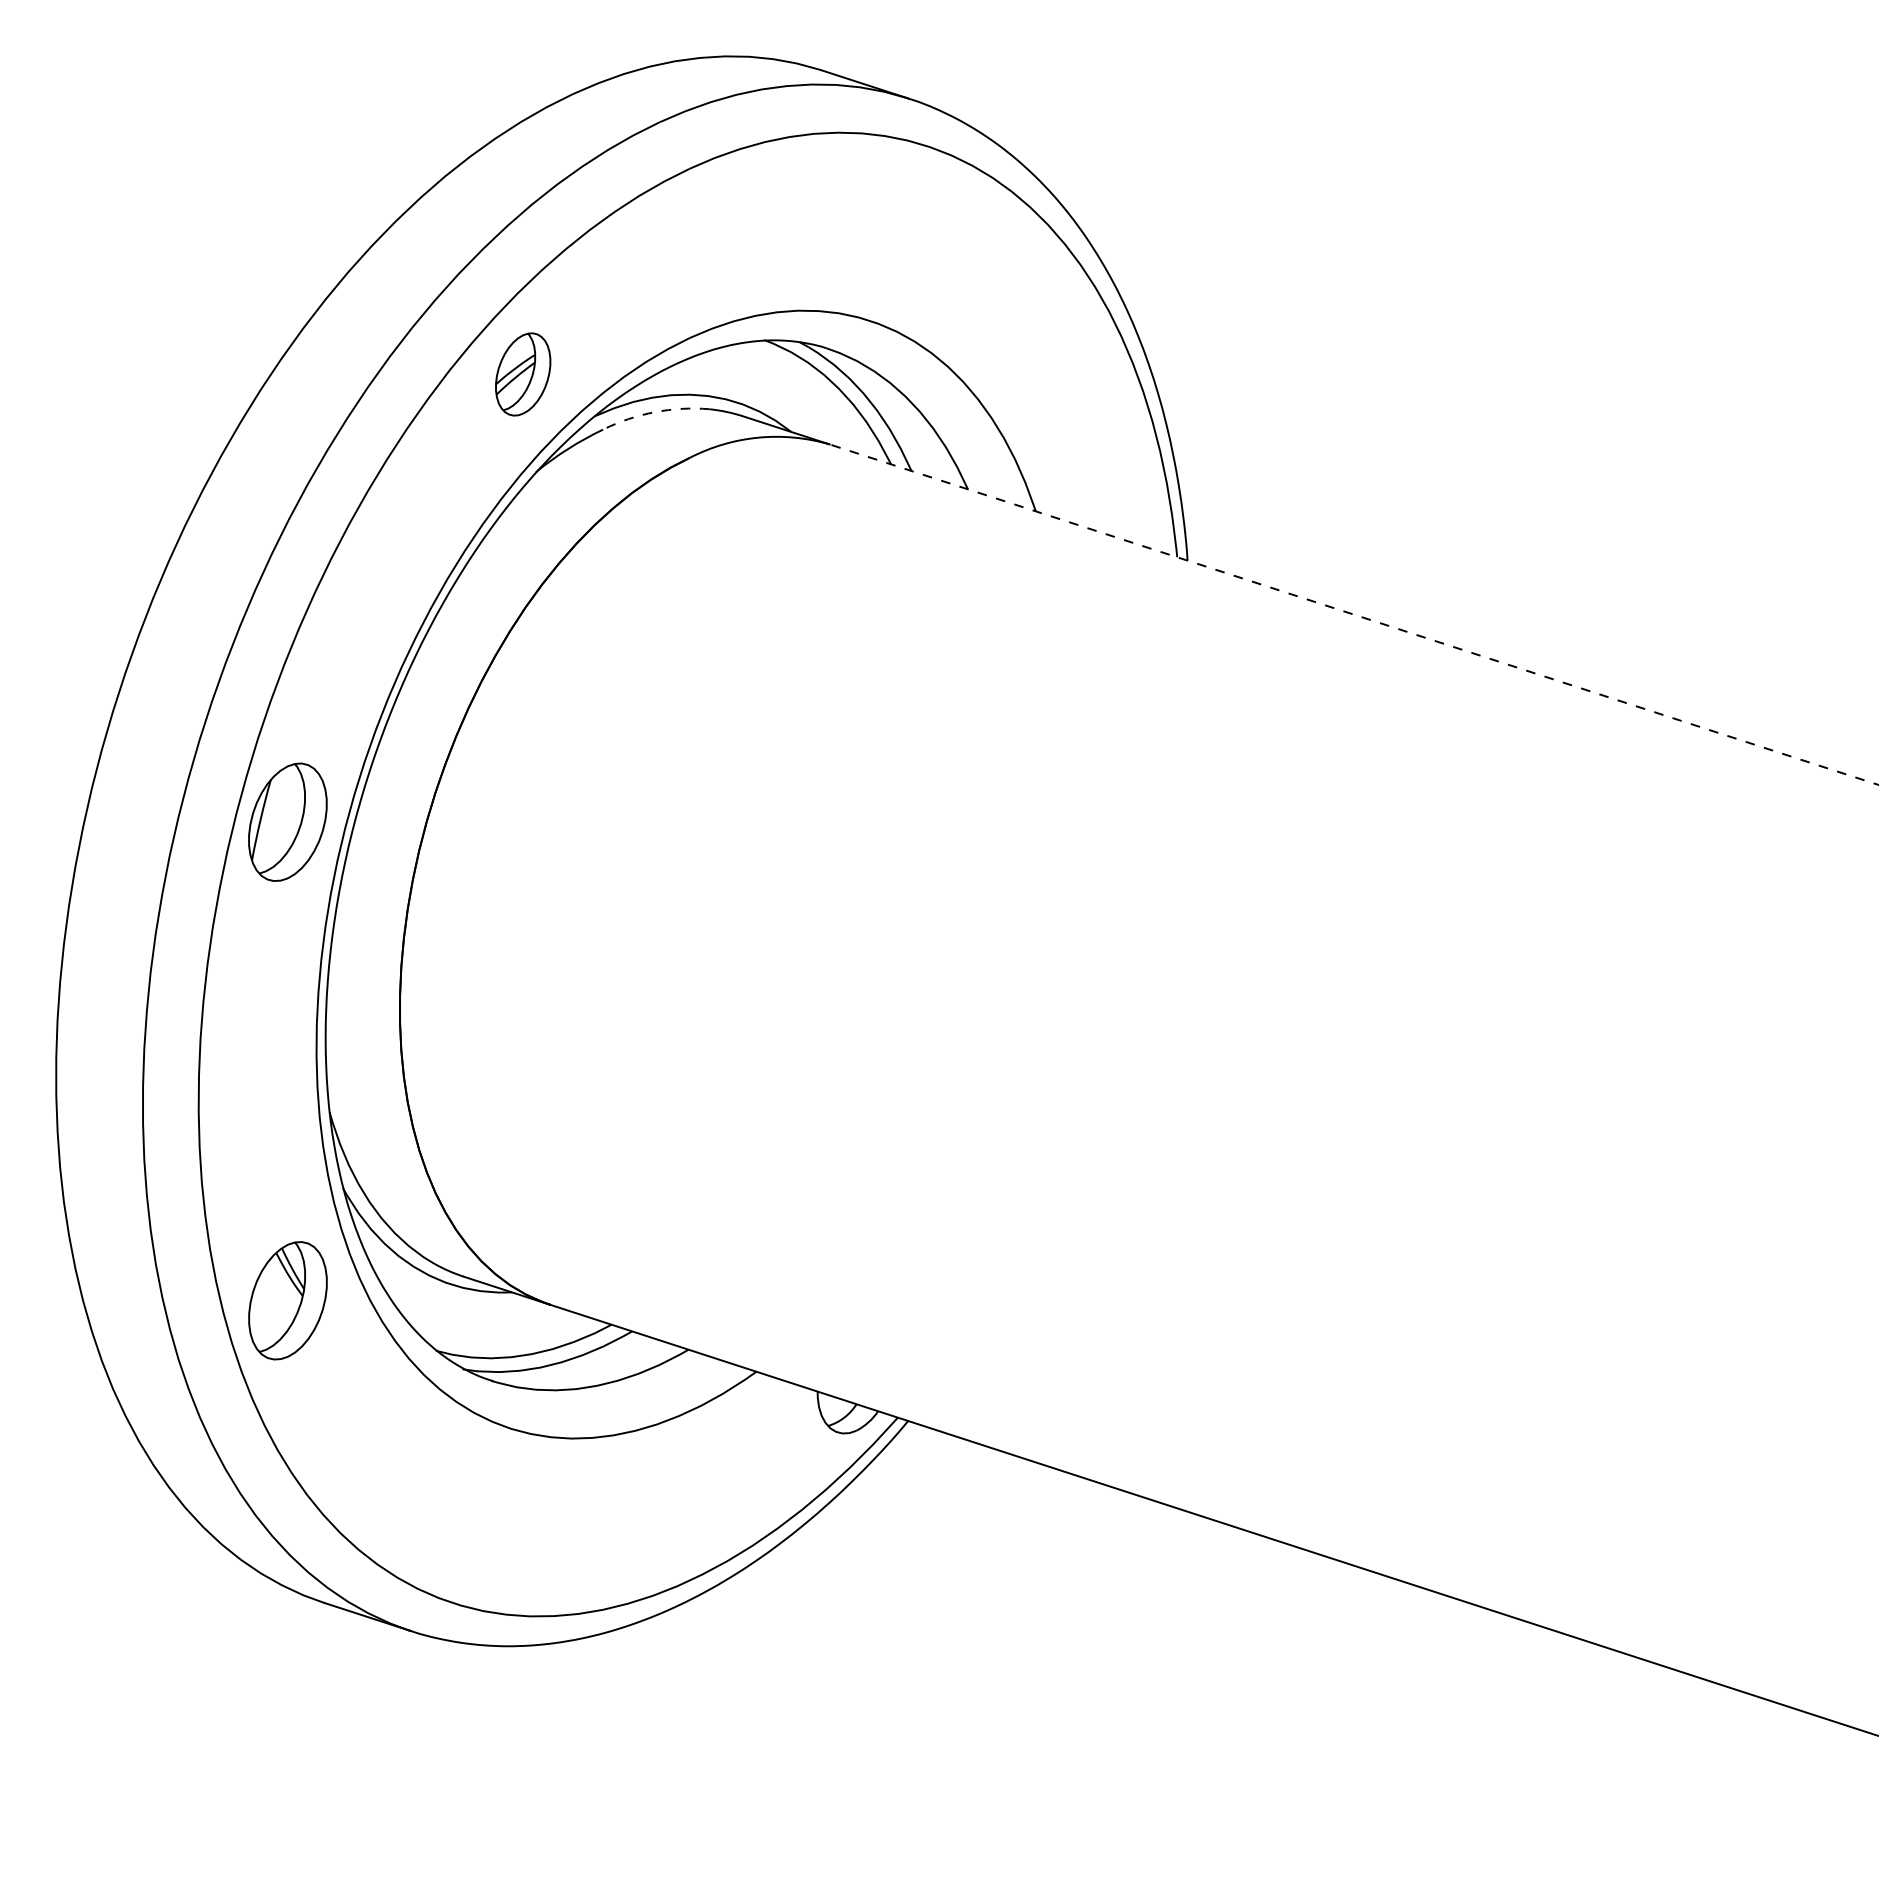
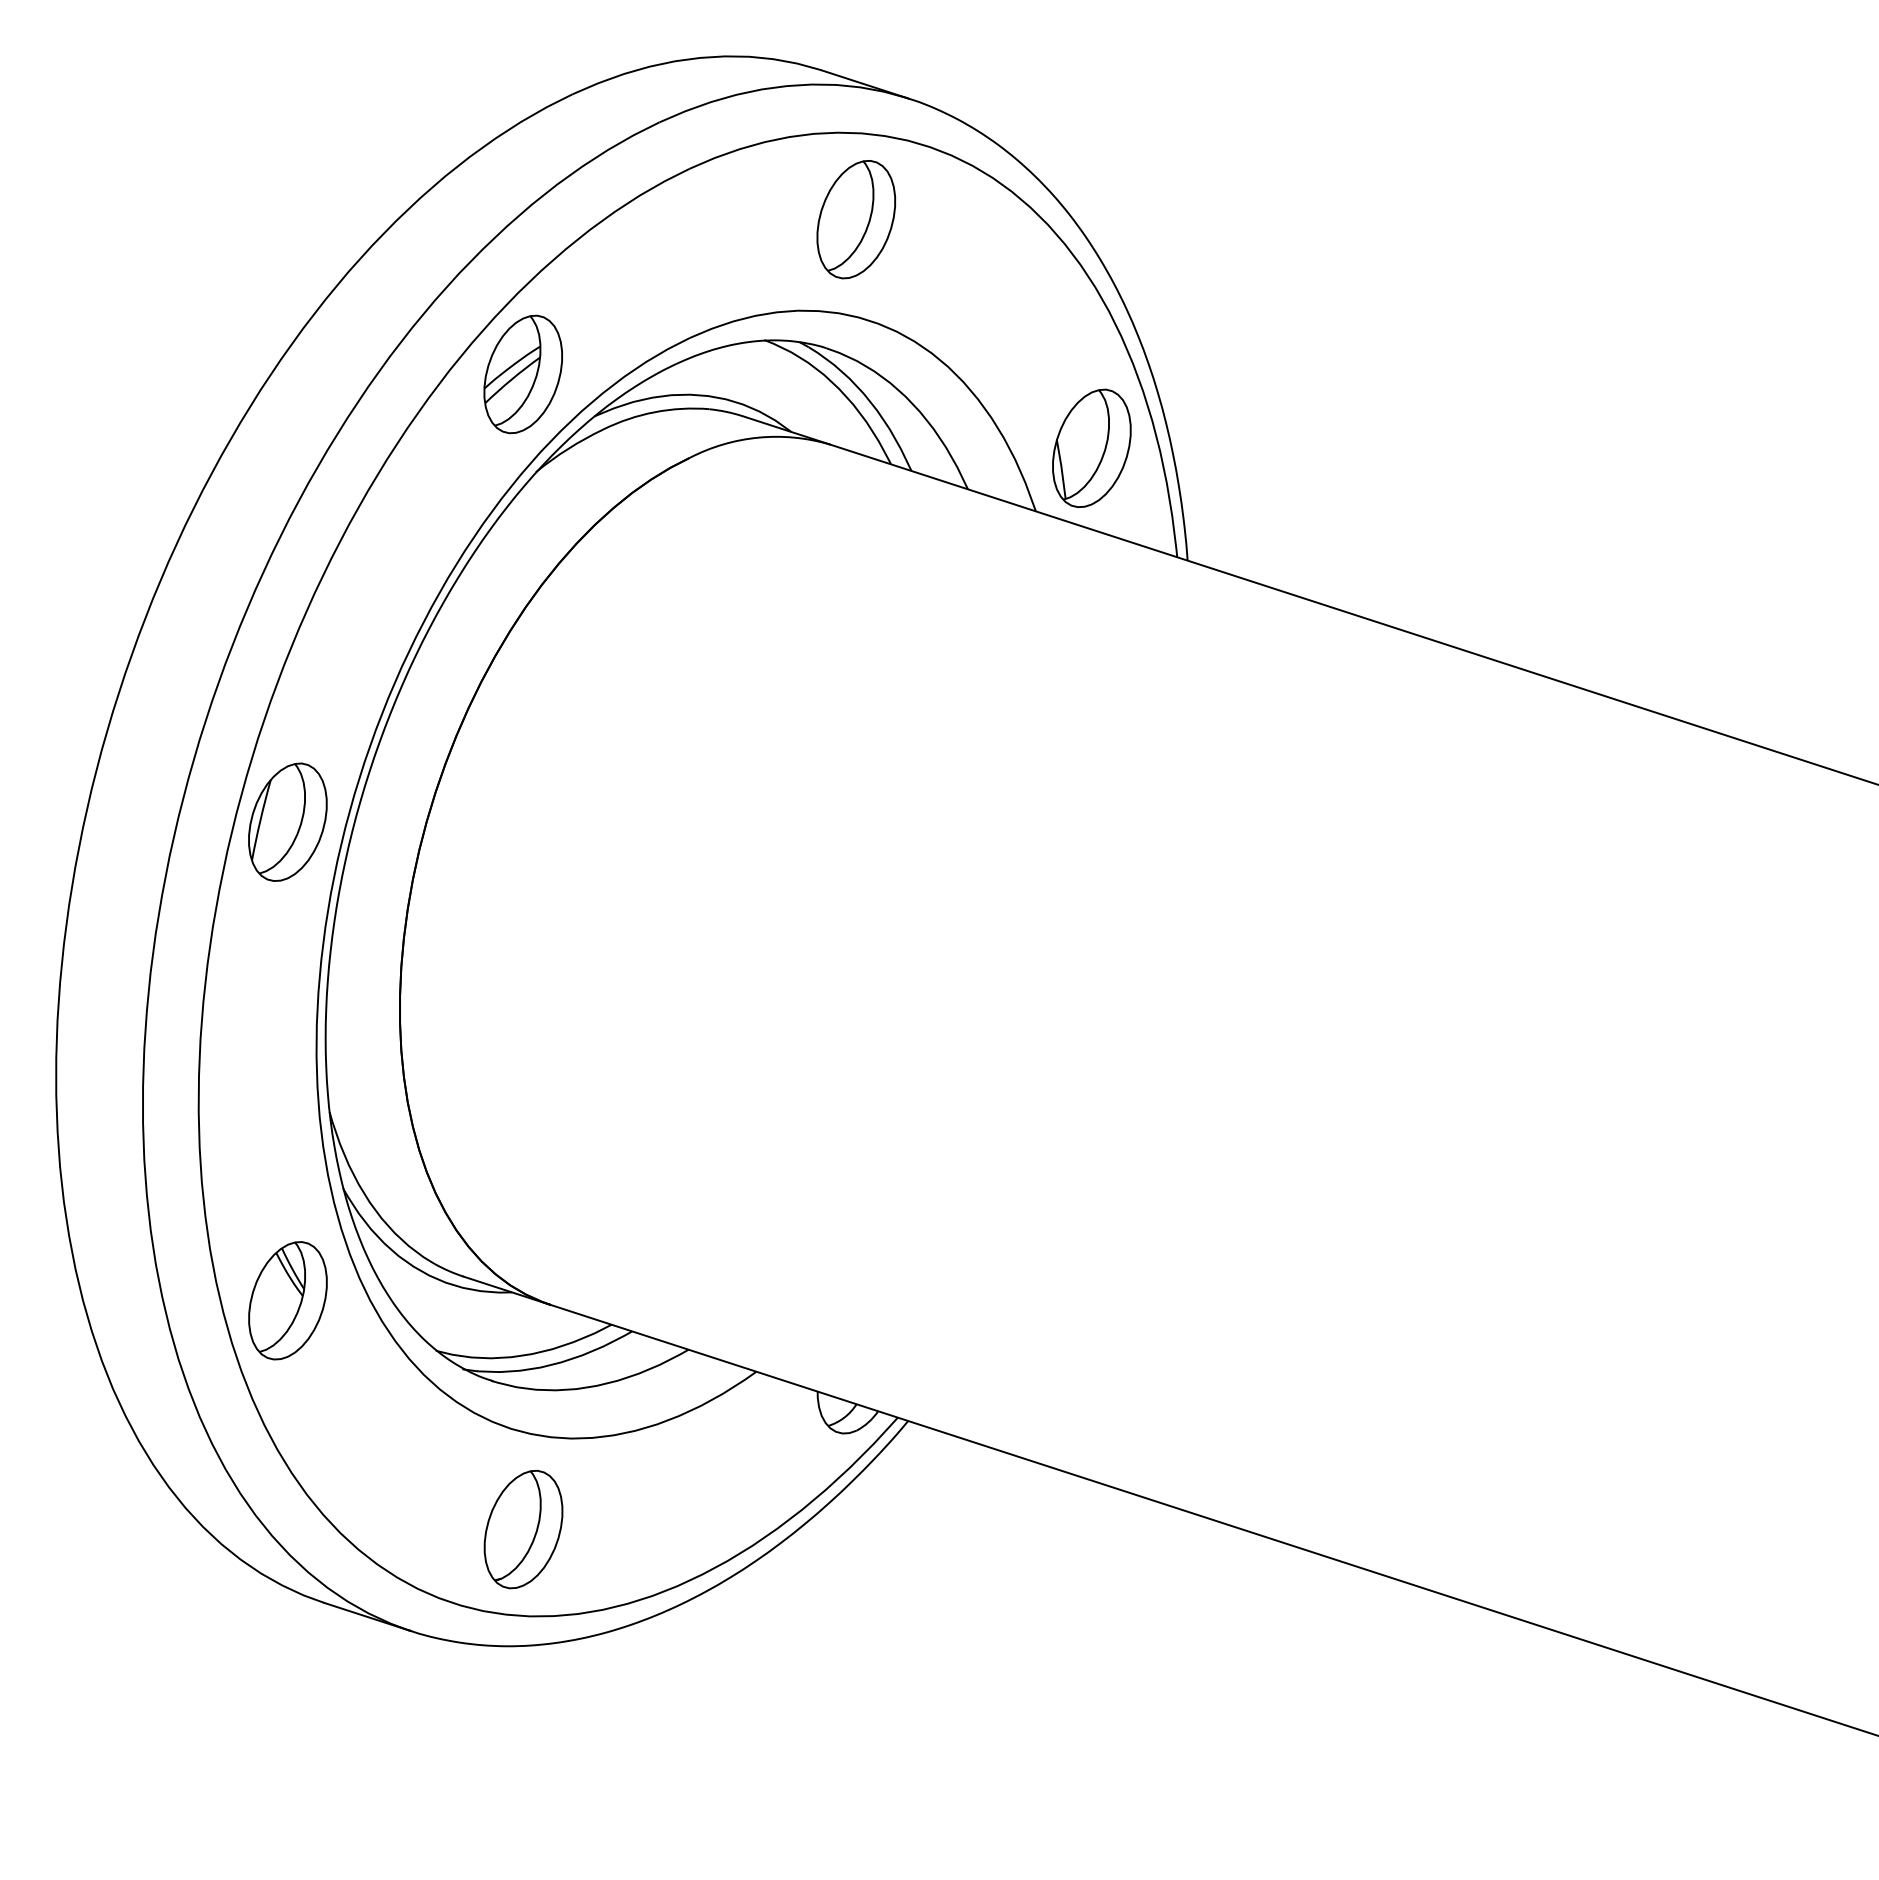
part: none -> present (855, 219)
part size: 57x85 px -> 80x121 px (522, 374)
arc: dashed -> solid (654, 412)
part: none -> present (1091, 447)
line: dashed -> solid (1353, 614)
part: none -> present (523, 1529)
